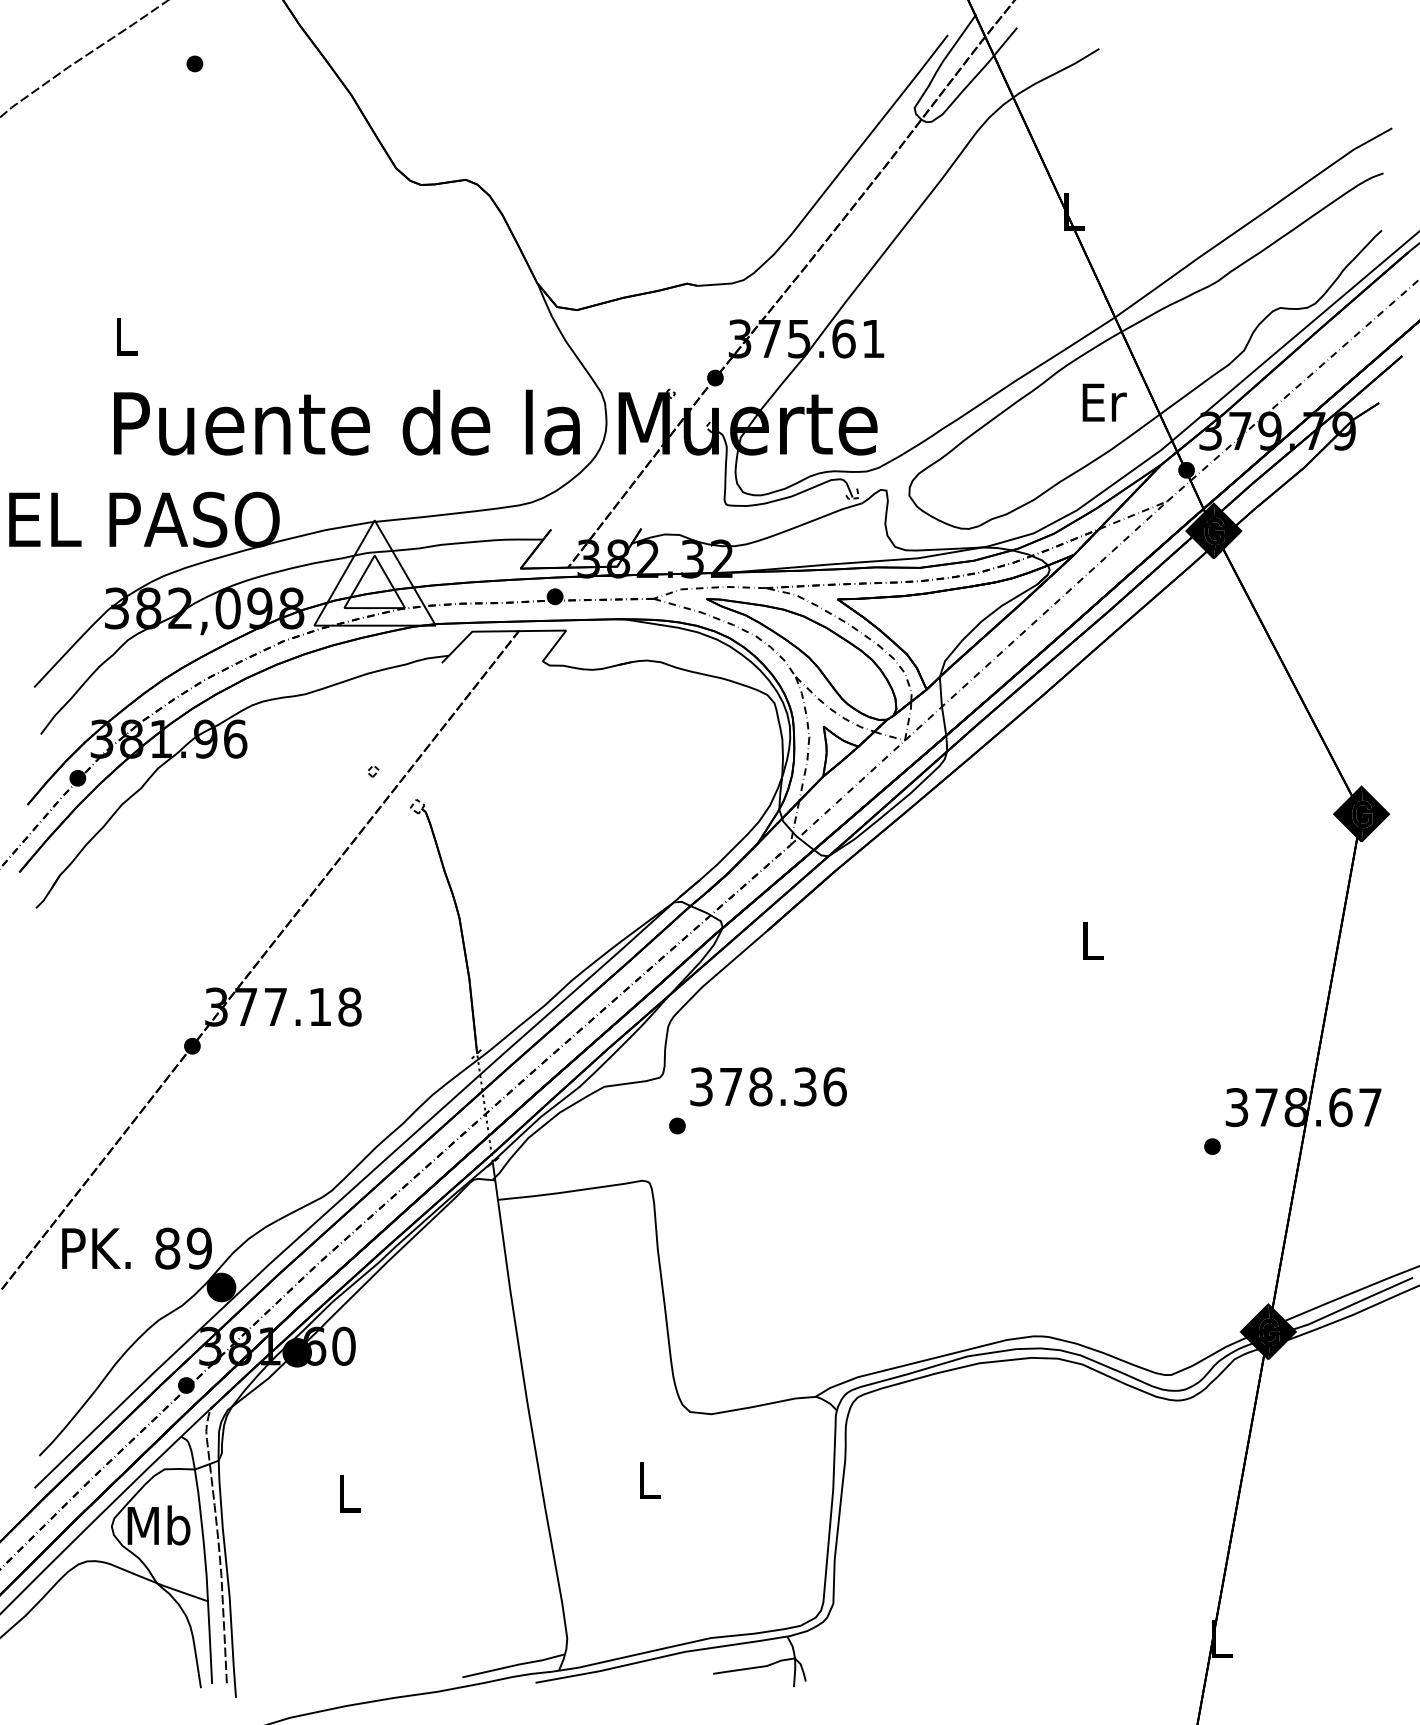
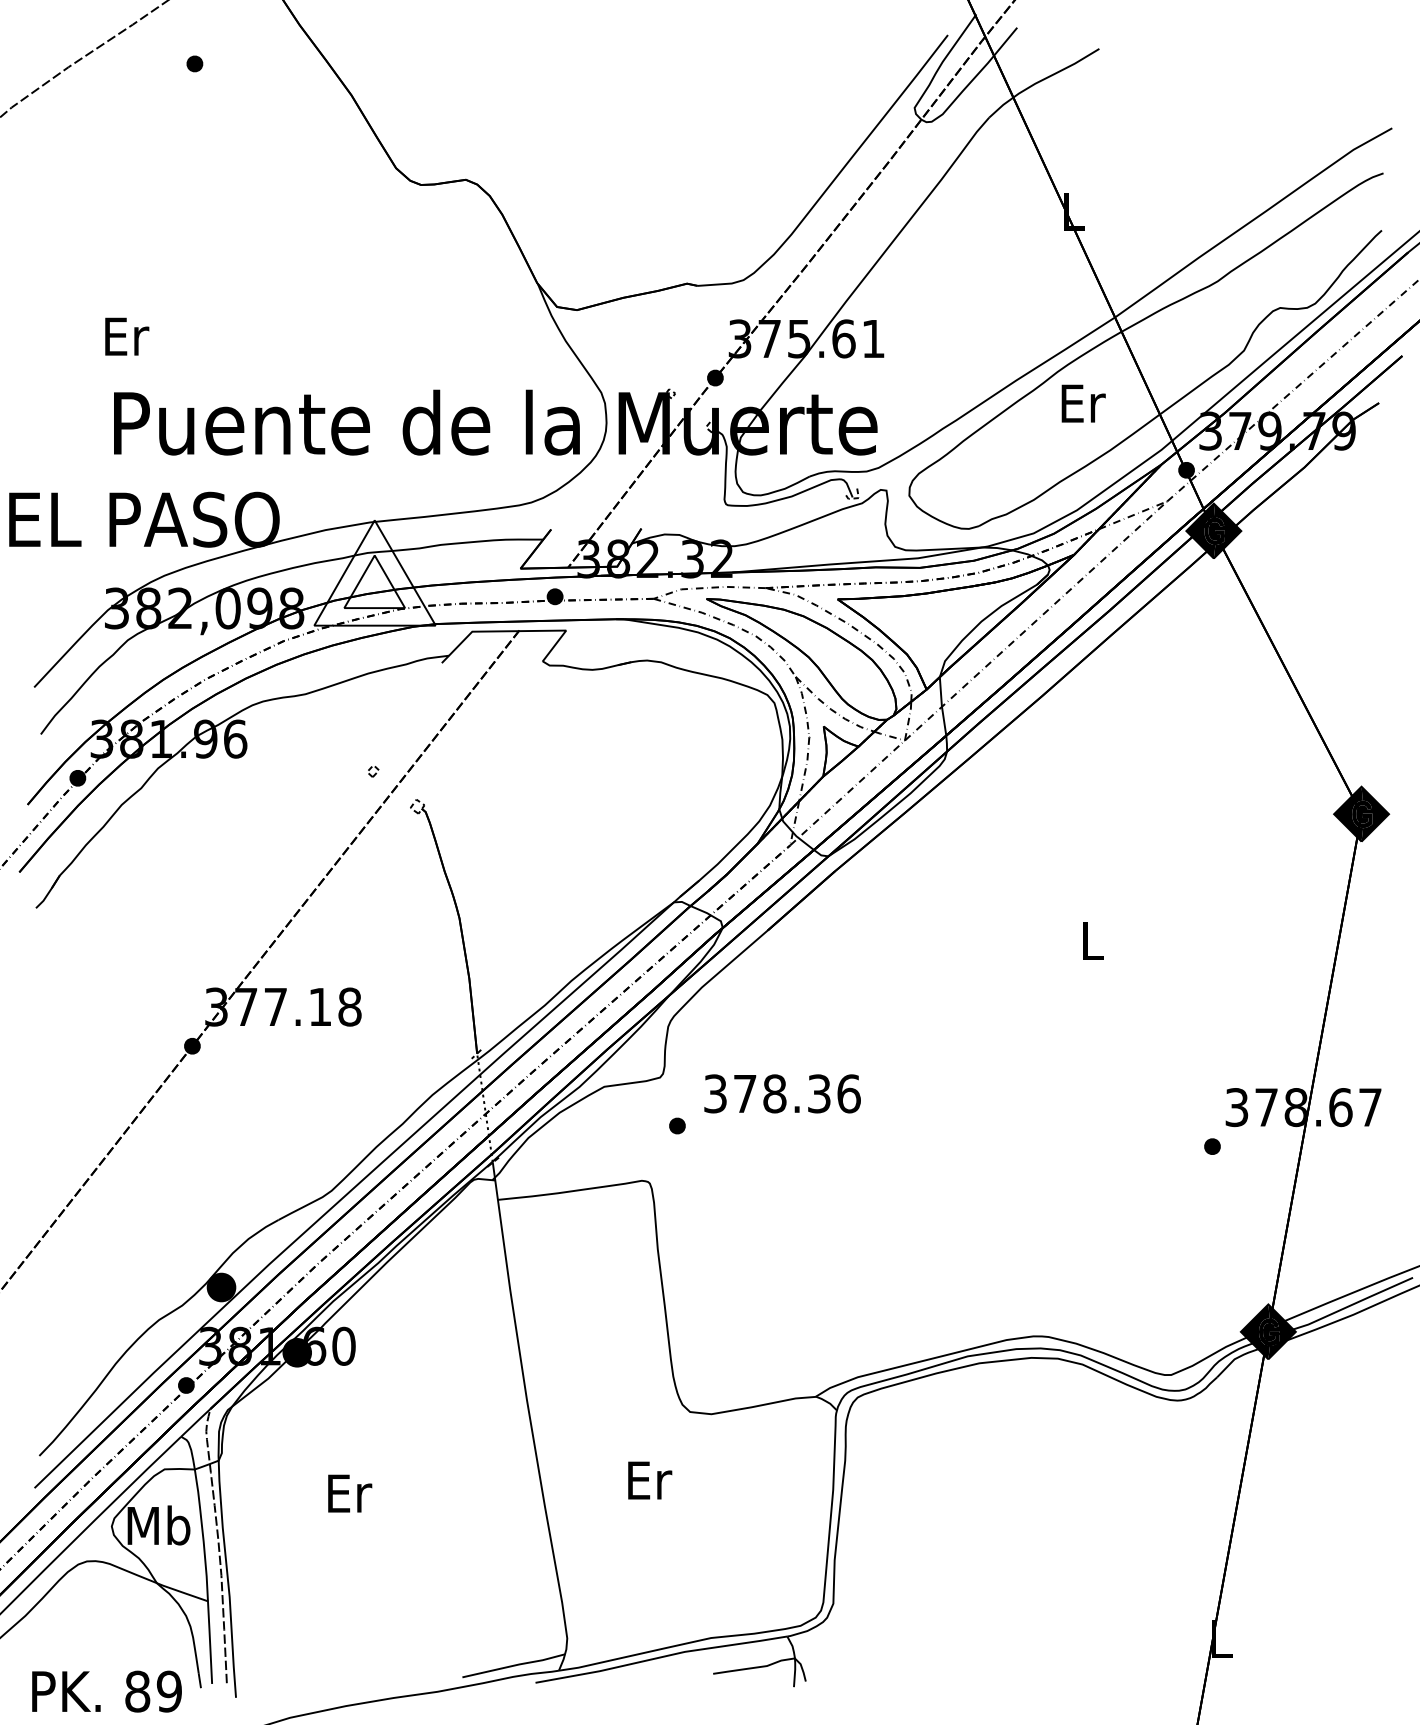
text: L -> Er (127, 336)
text position: (1104, 402) -> (1083, 403) (1083, 403)
text position: (768, 1086) -> (782, 1093) (782, 1093)
text position: (136, 1248) -> (106, 1691) (106, 1691)
text: L -> Er (650, 1480)
text: L -> Er (350, 1493)
